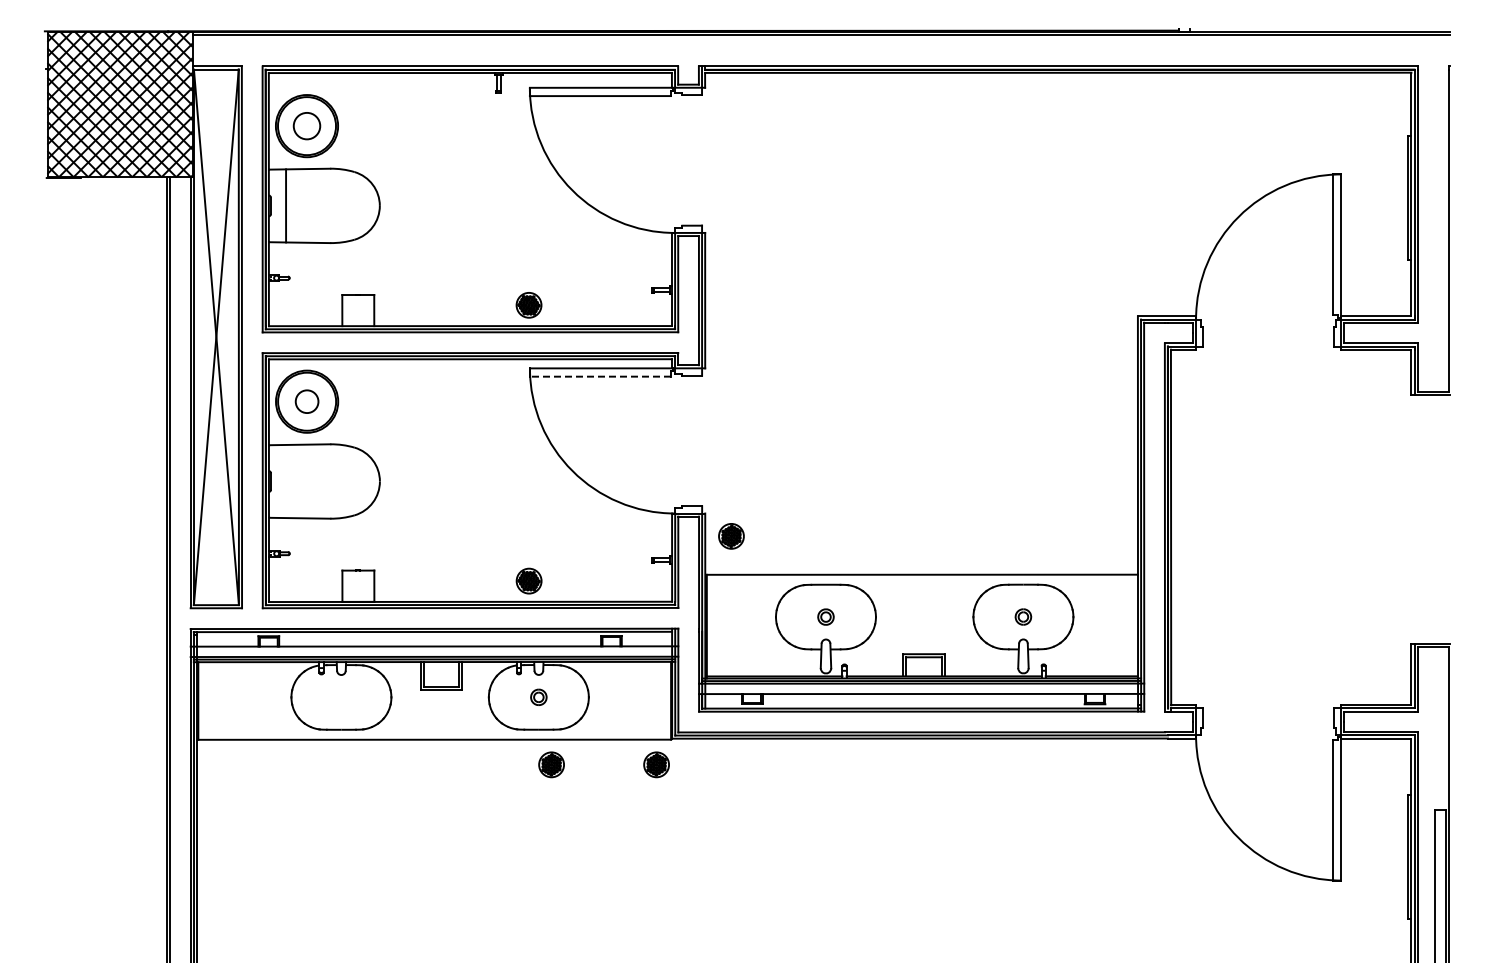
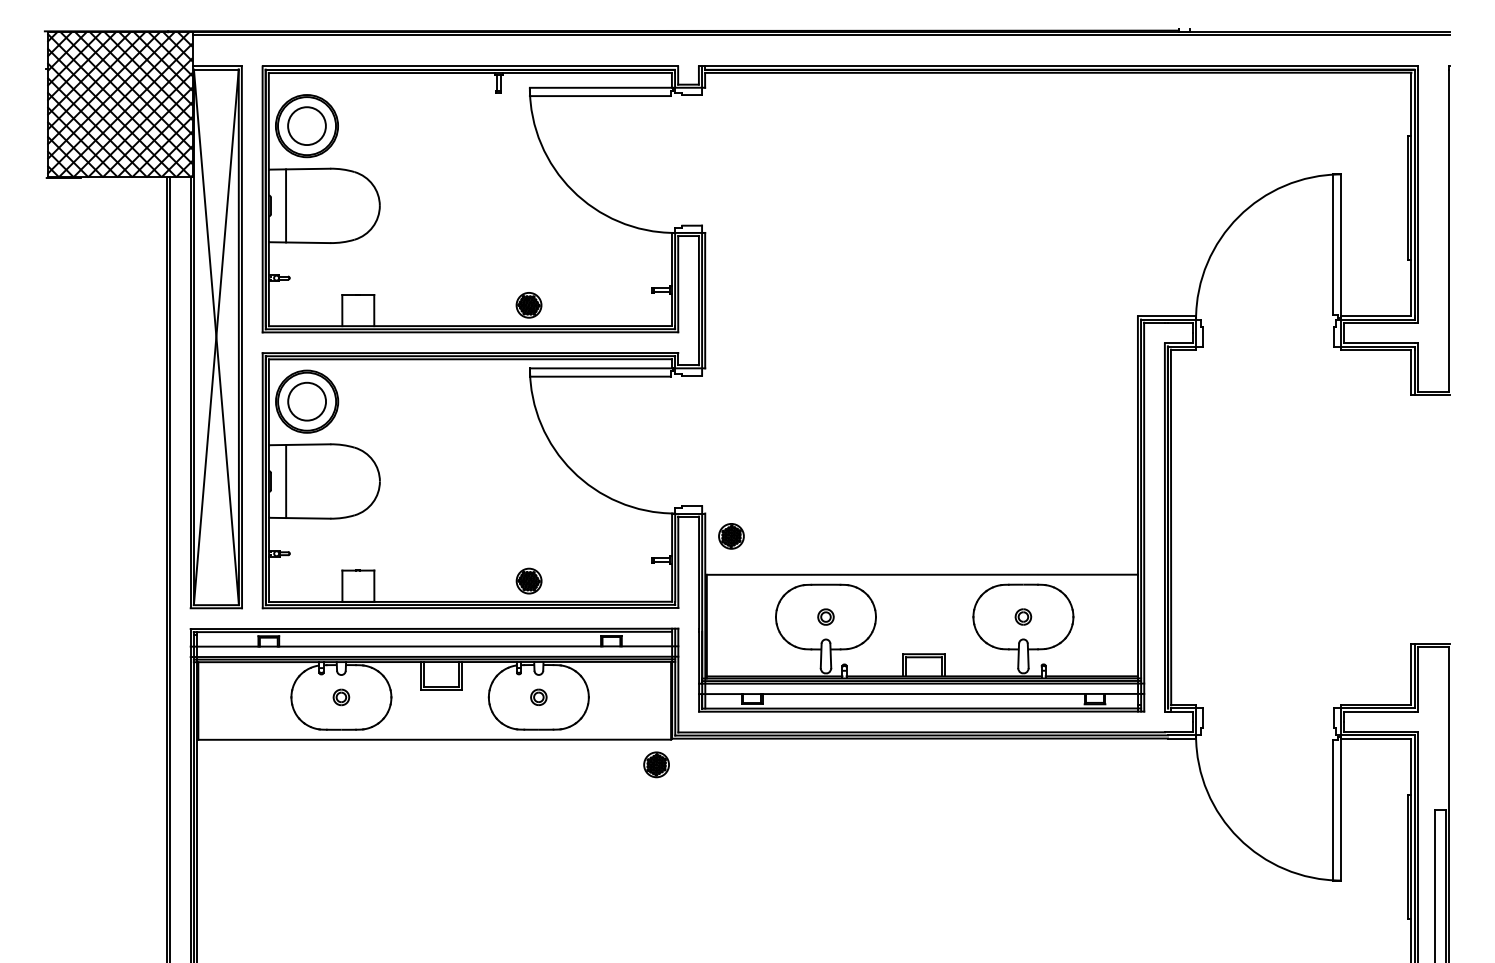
circle diameter: 26 px -> 38 px (306, 126)
line: dashed -> solid (600, 376)
circle diameter: 23 px -> 38 px (307, 401)
line: none -> present (286, 481)
part: none -> present (341, 697)
part: present -> none (551, 764)
